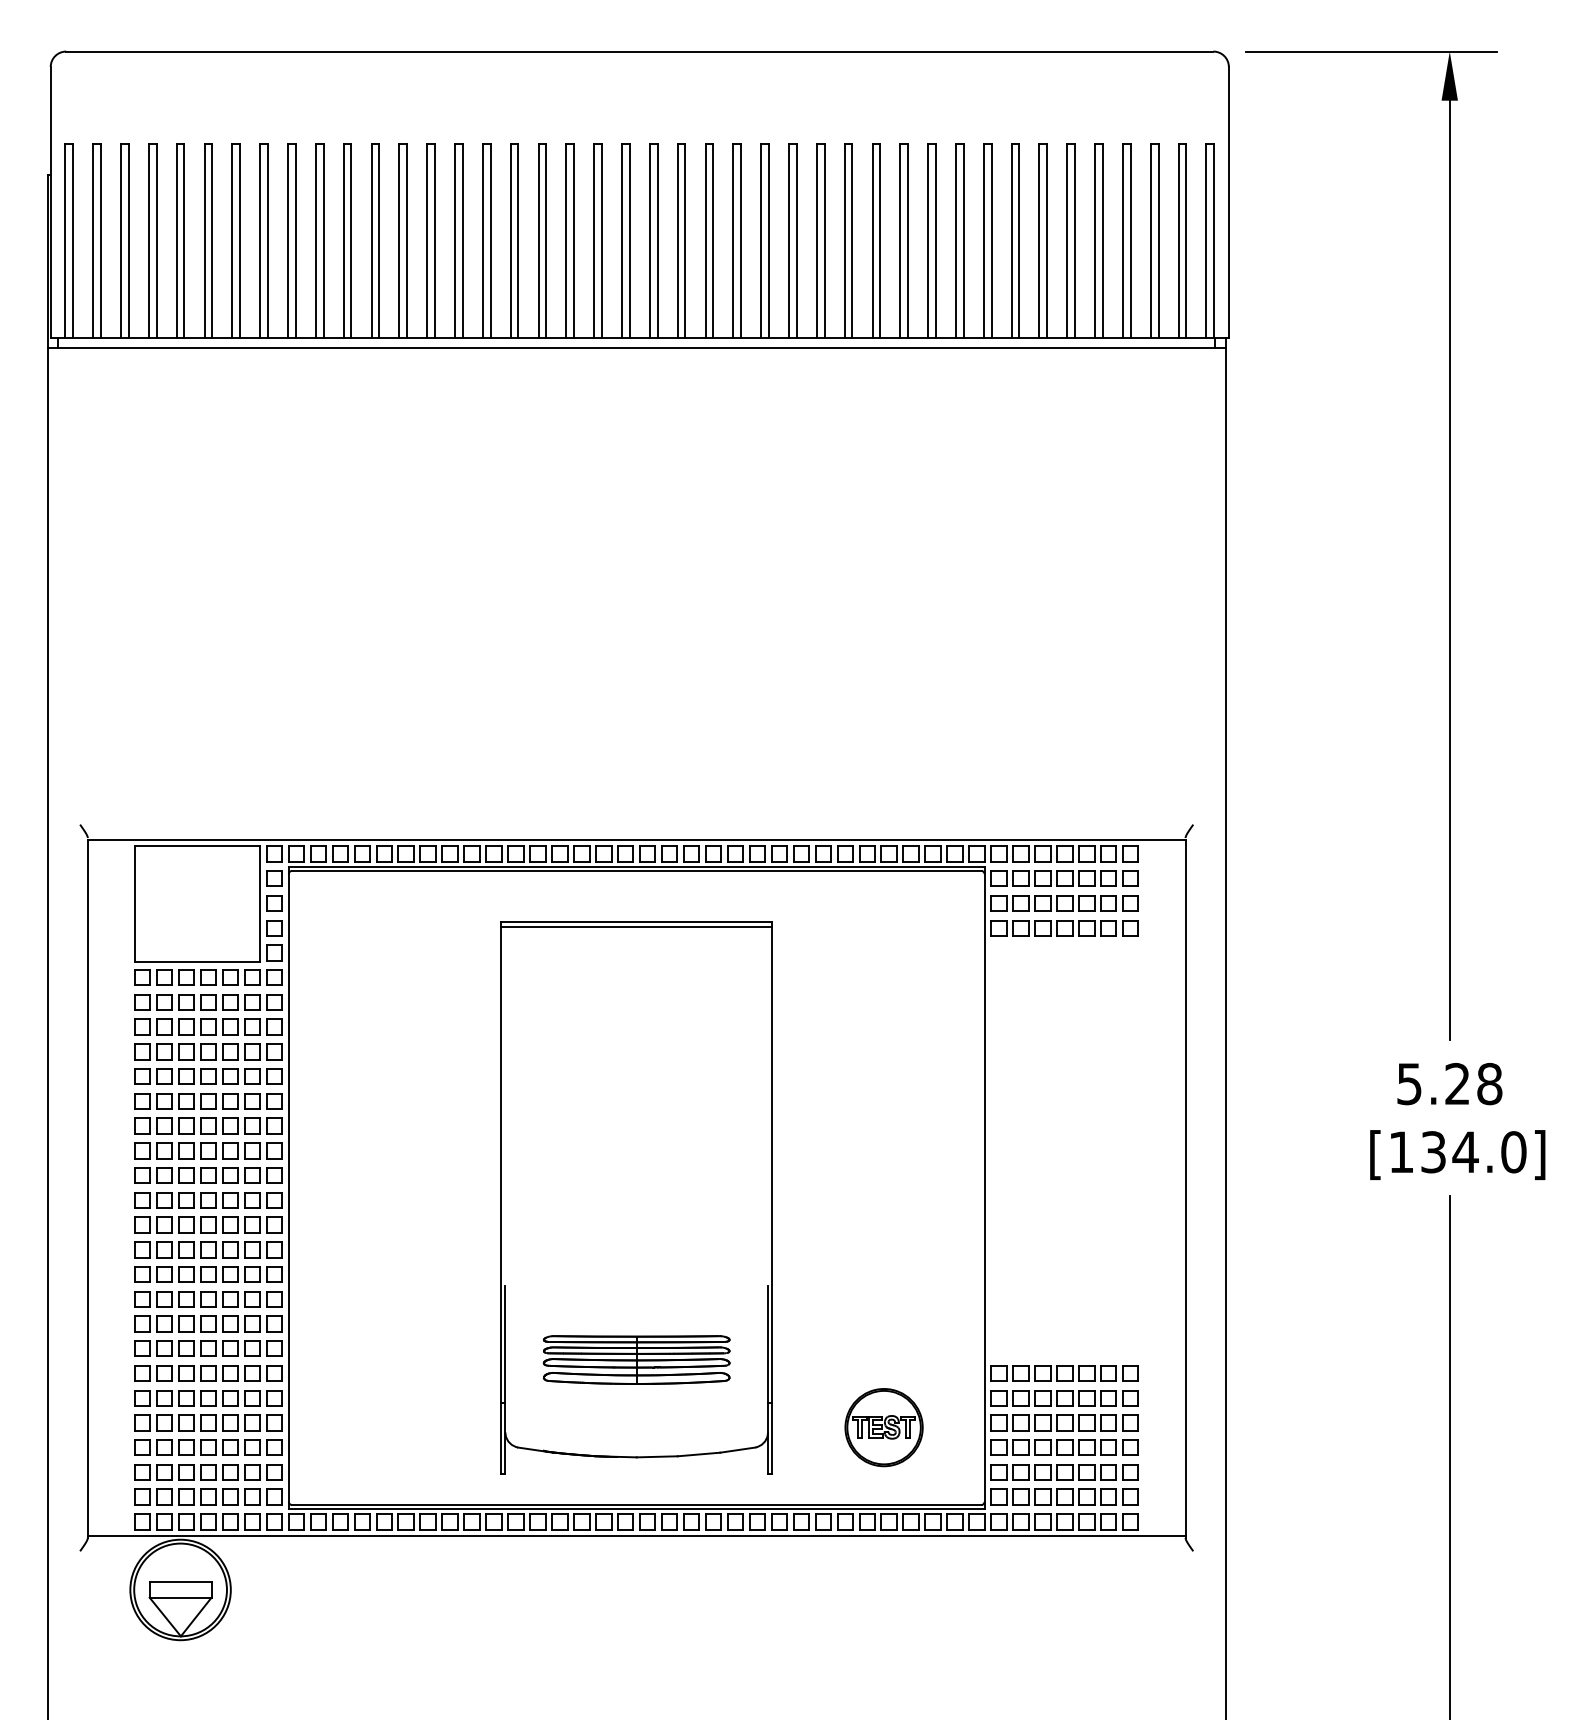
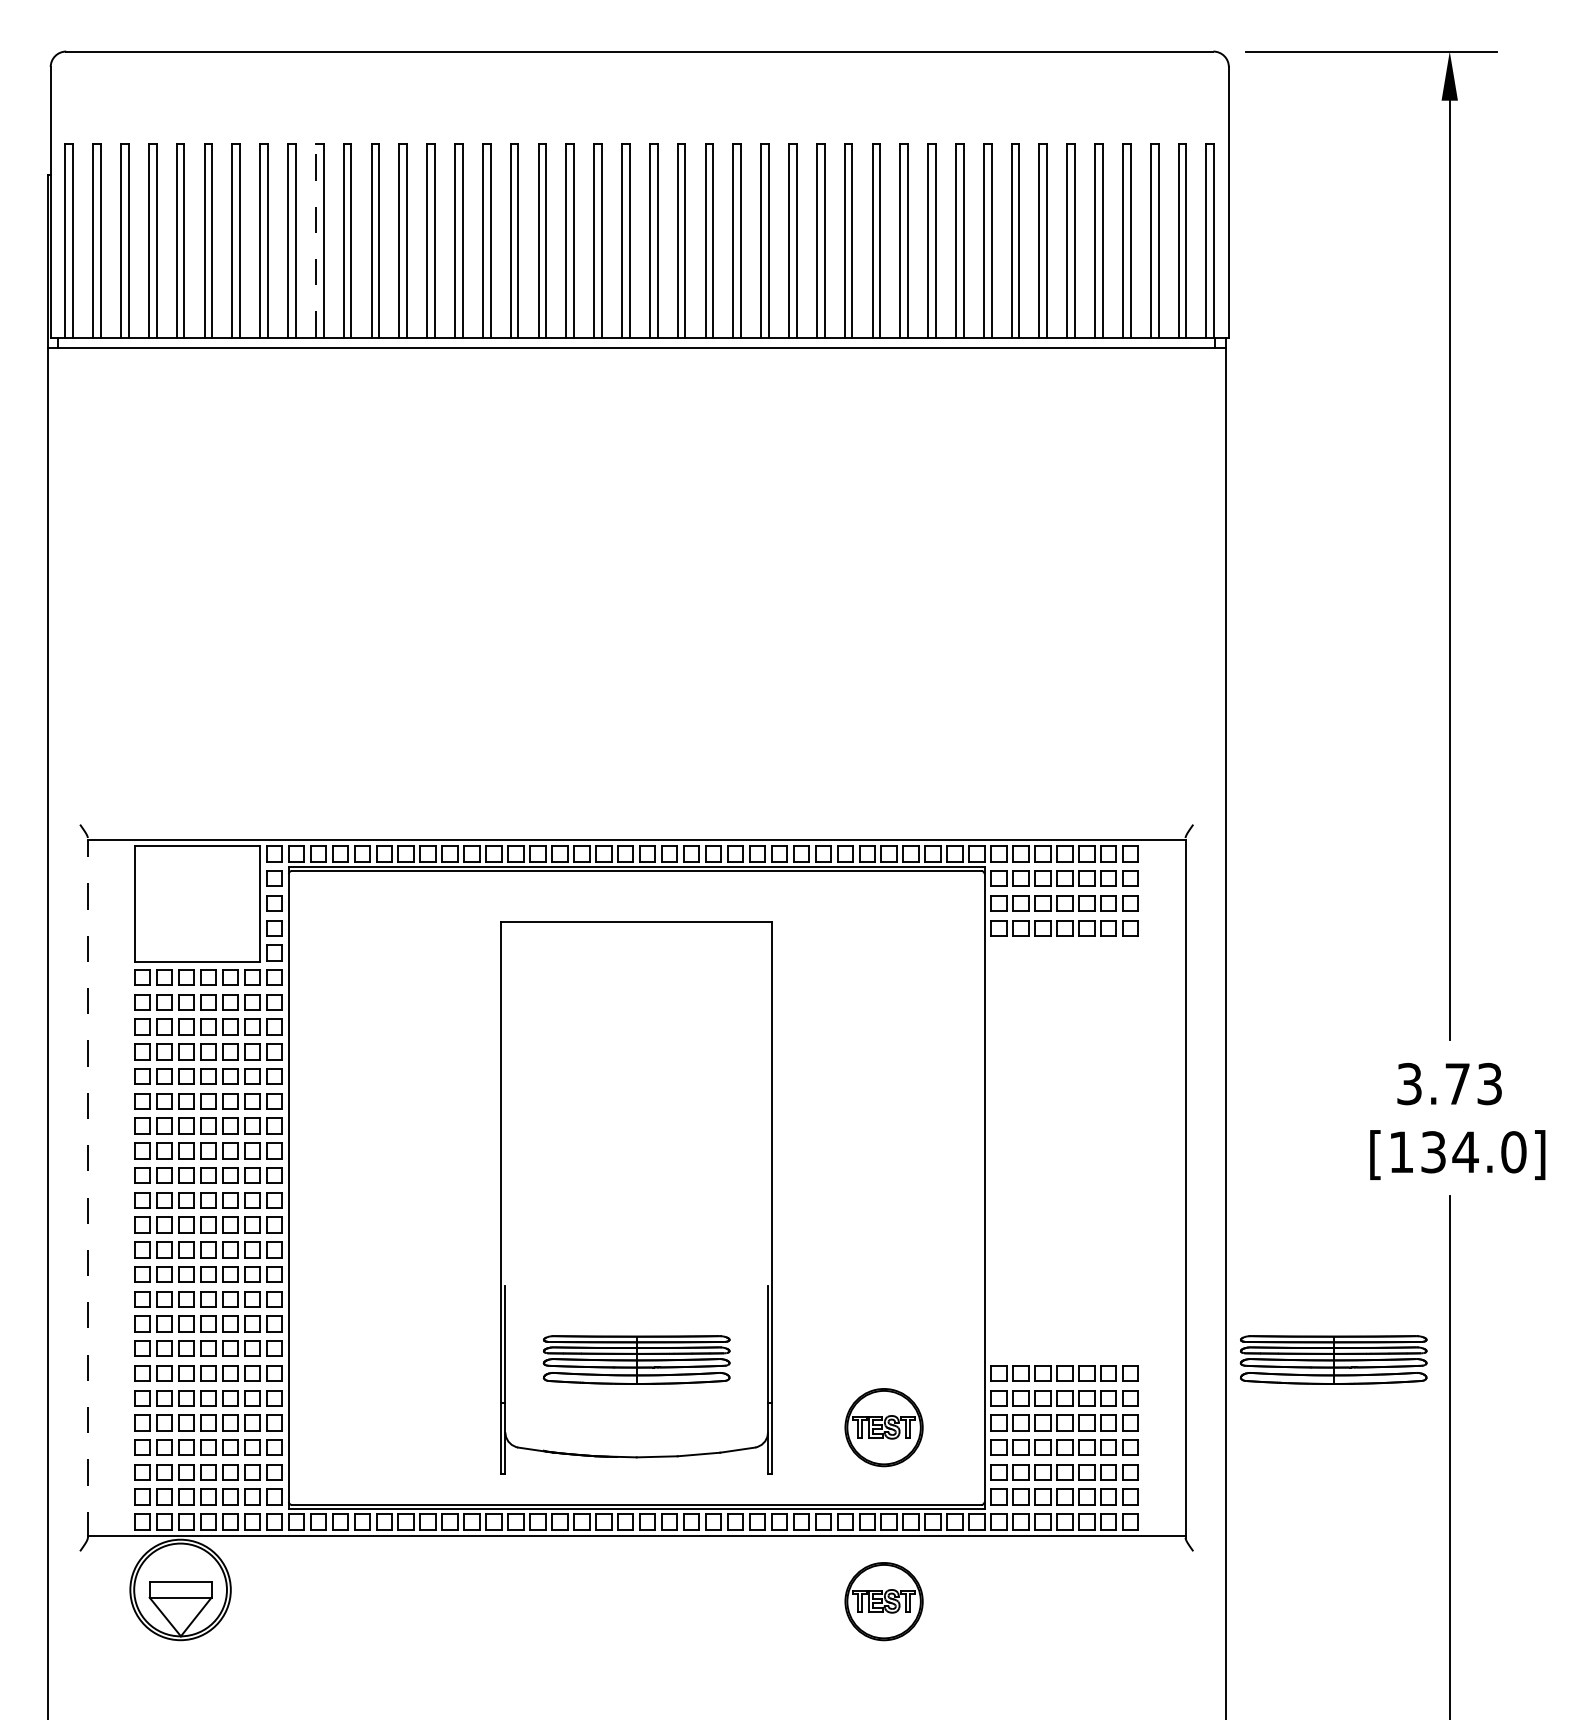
line: solid -> dashed (315, 240)
line: present -> none (636, 926)
text: 5.28 -> 3.73 (1449, 1083)
line: solid -> dashed (87, 1189)
part: none -> present (1333, 1359)
part: none -> present (883, 1601)
